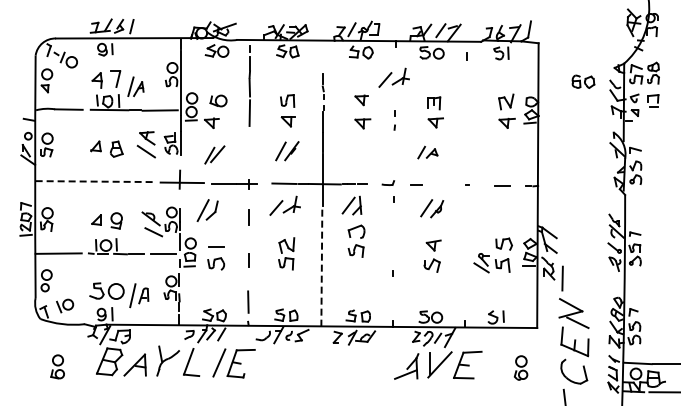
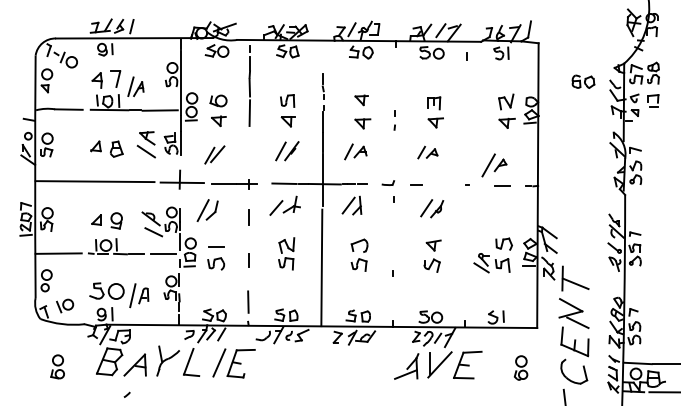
part: present -> none (393, 77)
part position: (211, 122) -> (218, 120) (218, 120)
part: none -> present (355, 151)
part: none -> present (494, 165)
line: dashed -> solid (95, 181)
part position: (356, 240) -> (359, 254) (359, 254)
line: dashed -> solid (321, 268)
line: none -> present (575, 283)
arc: none -> present (126, 394)
